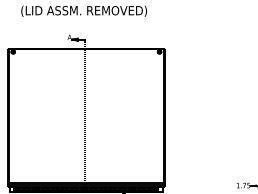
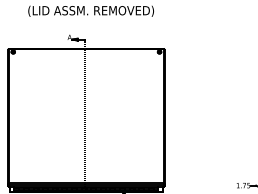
text position: (83, 10) -> (90, 10) (90, 10)
